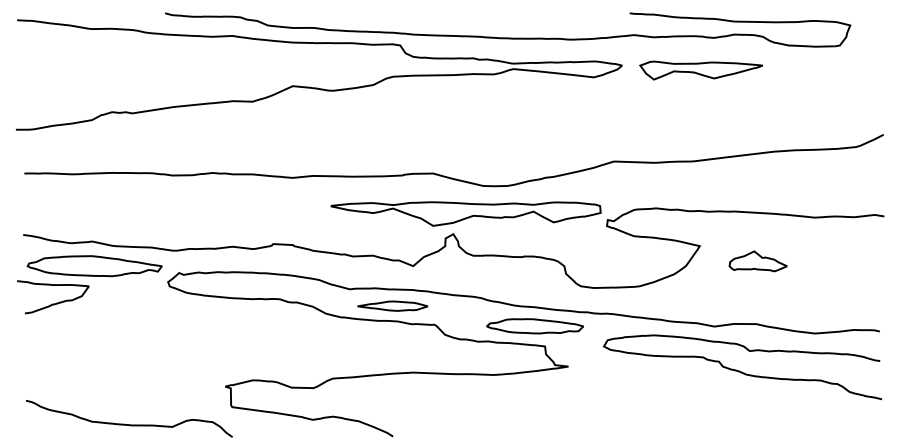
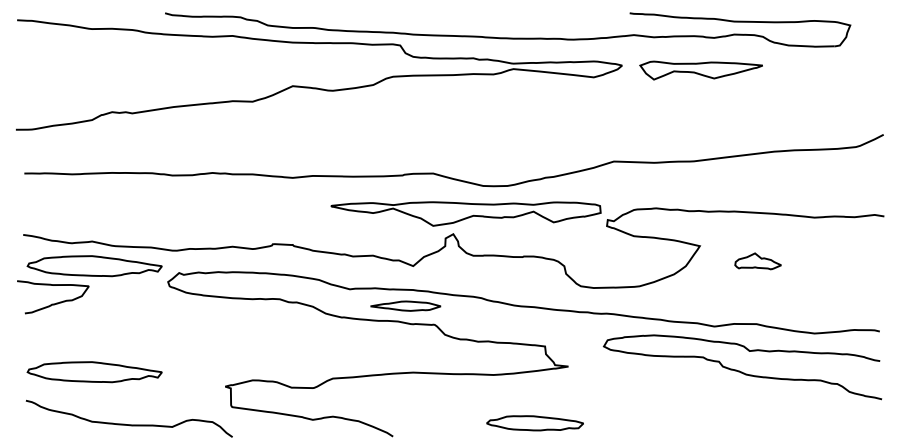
part size: 60x23 px -> 48x19 px (757, 261)
part position: (392, 305) -> (405, 305) (405, 305)
part position: (534, 326) -> (534, 423) (534, 423)
part: none -> present (94, 372)
